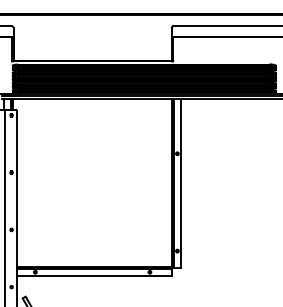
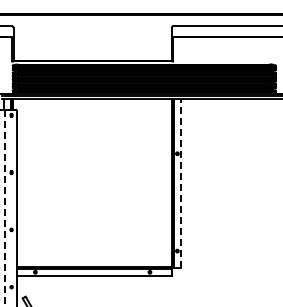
line: solid -> dashed (181, 183)
line: solid -> dashed (5, 208)
